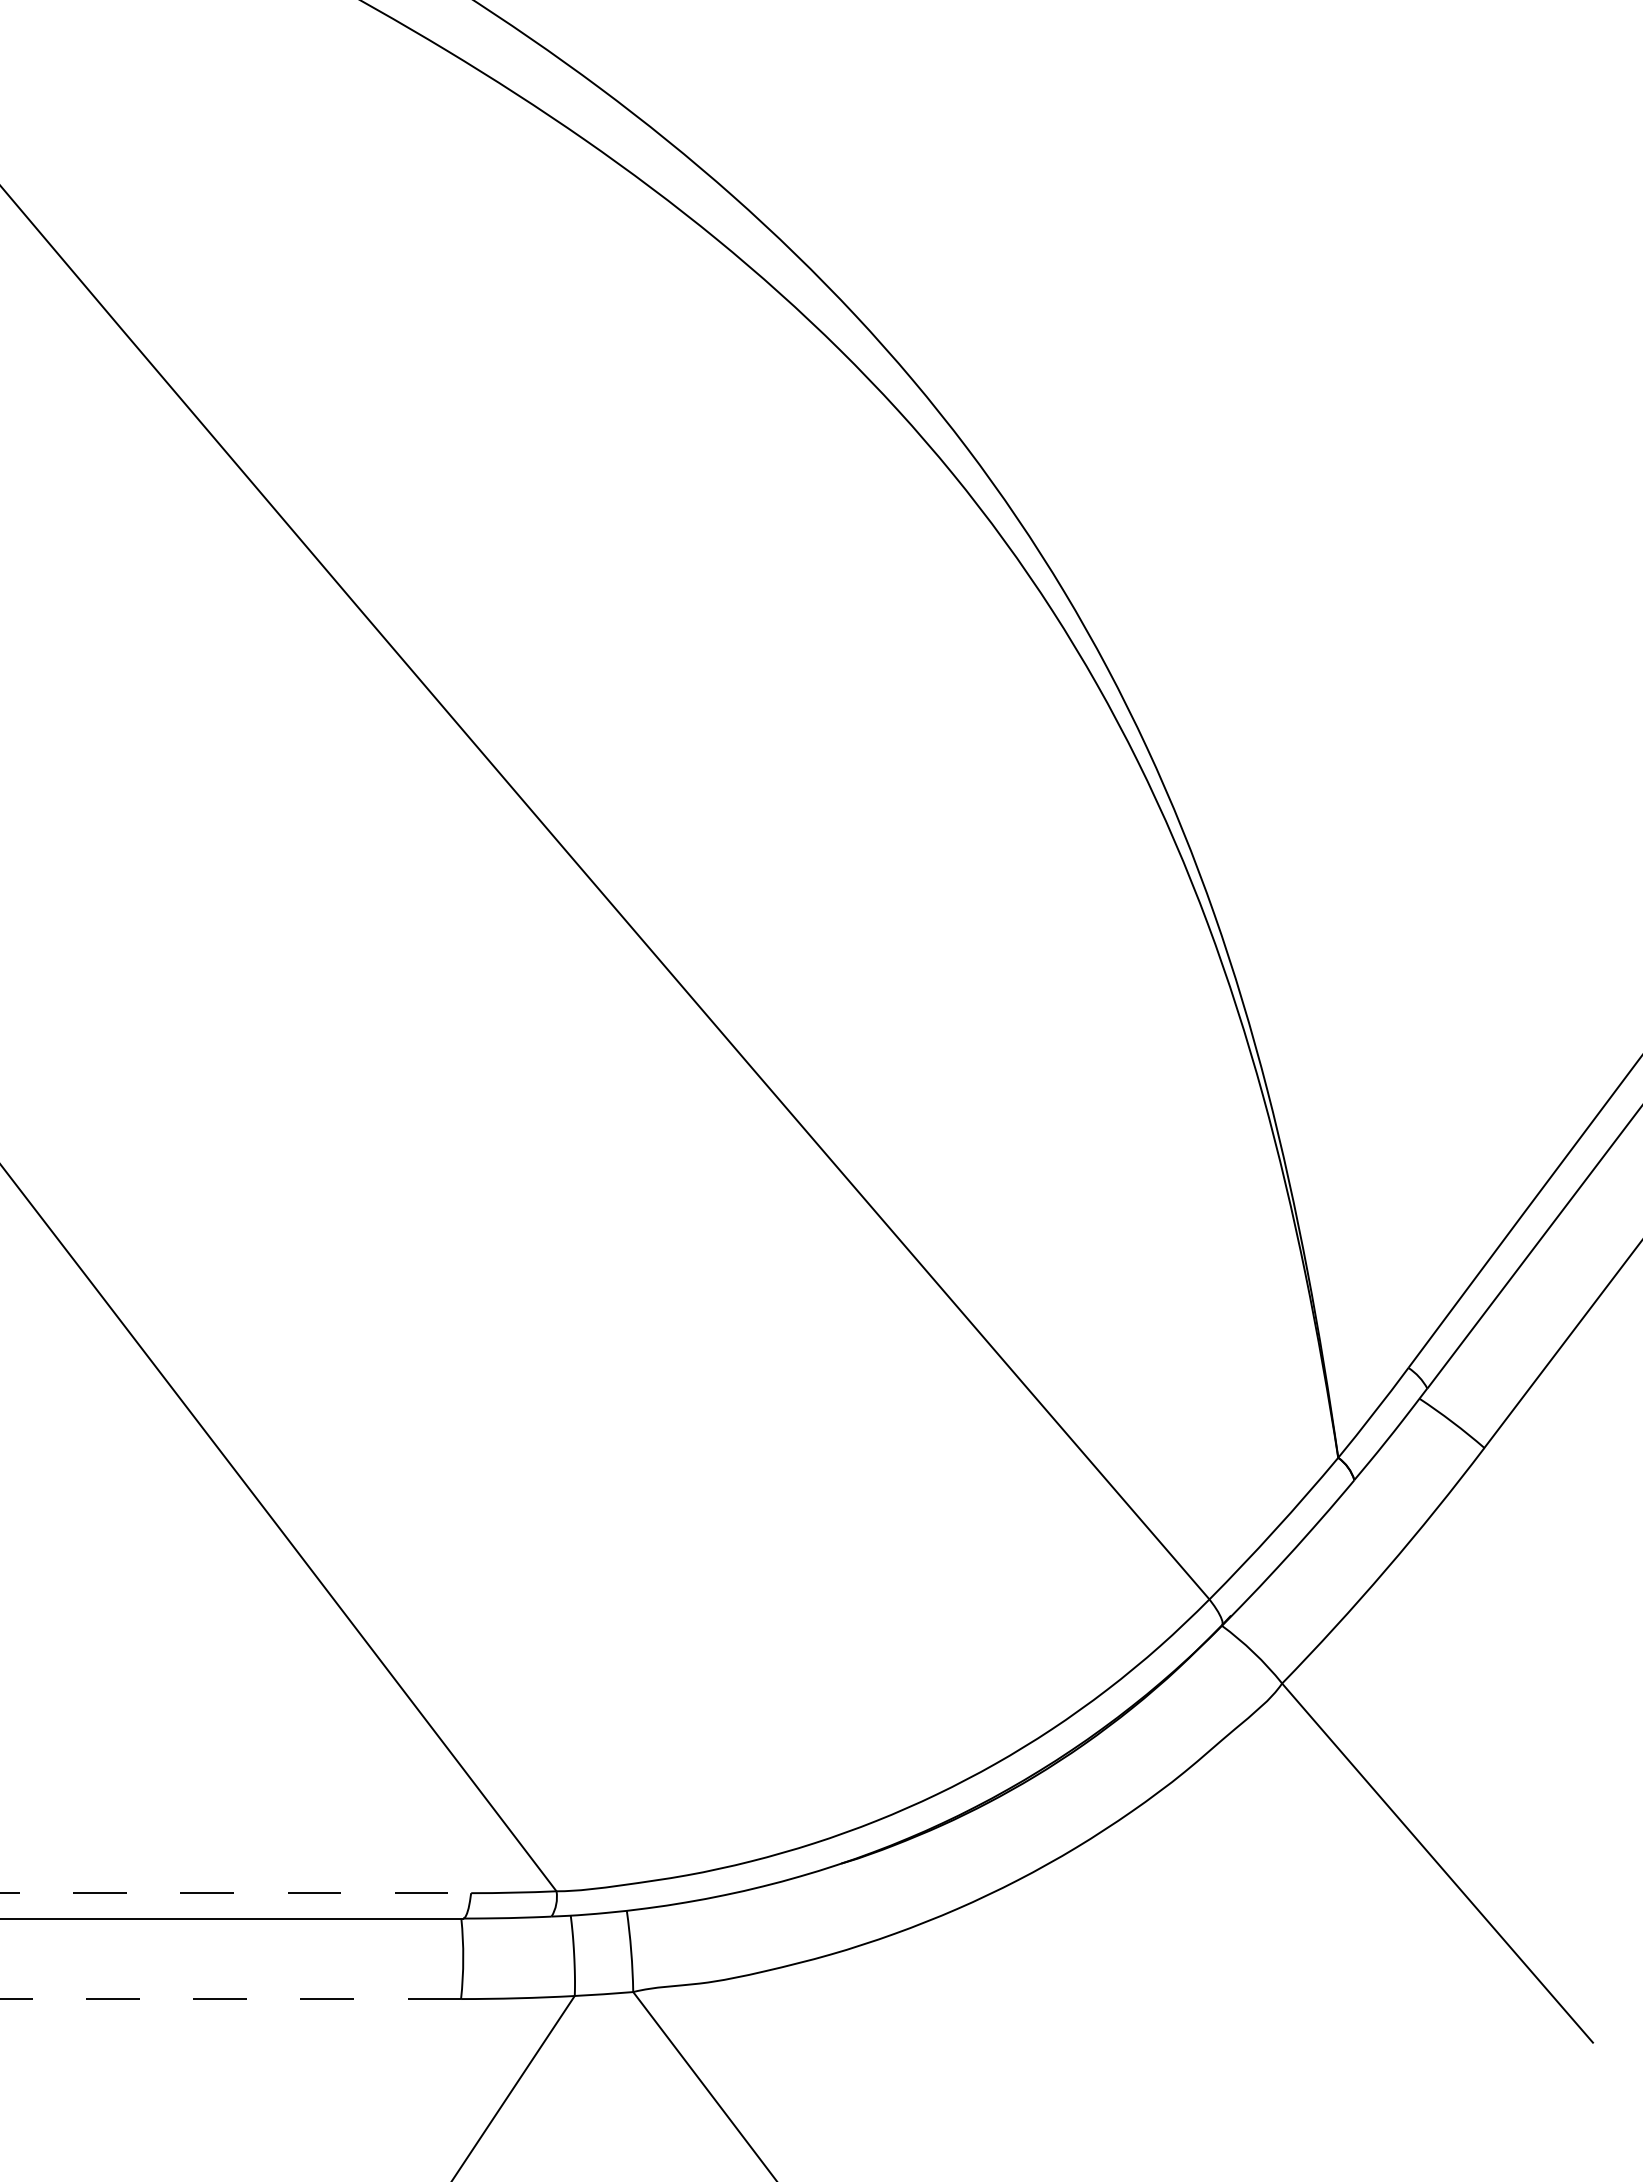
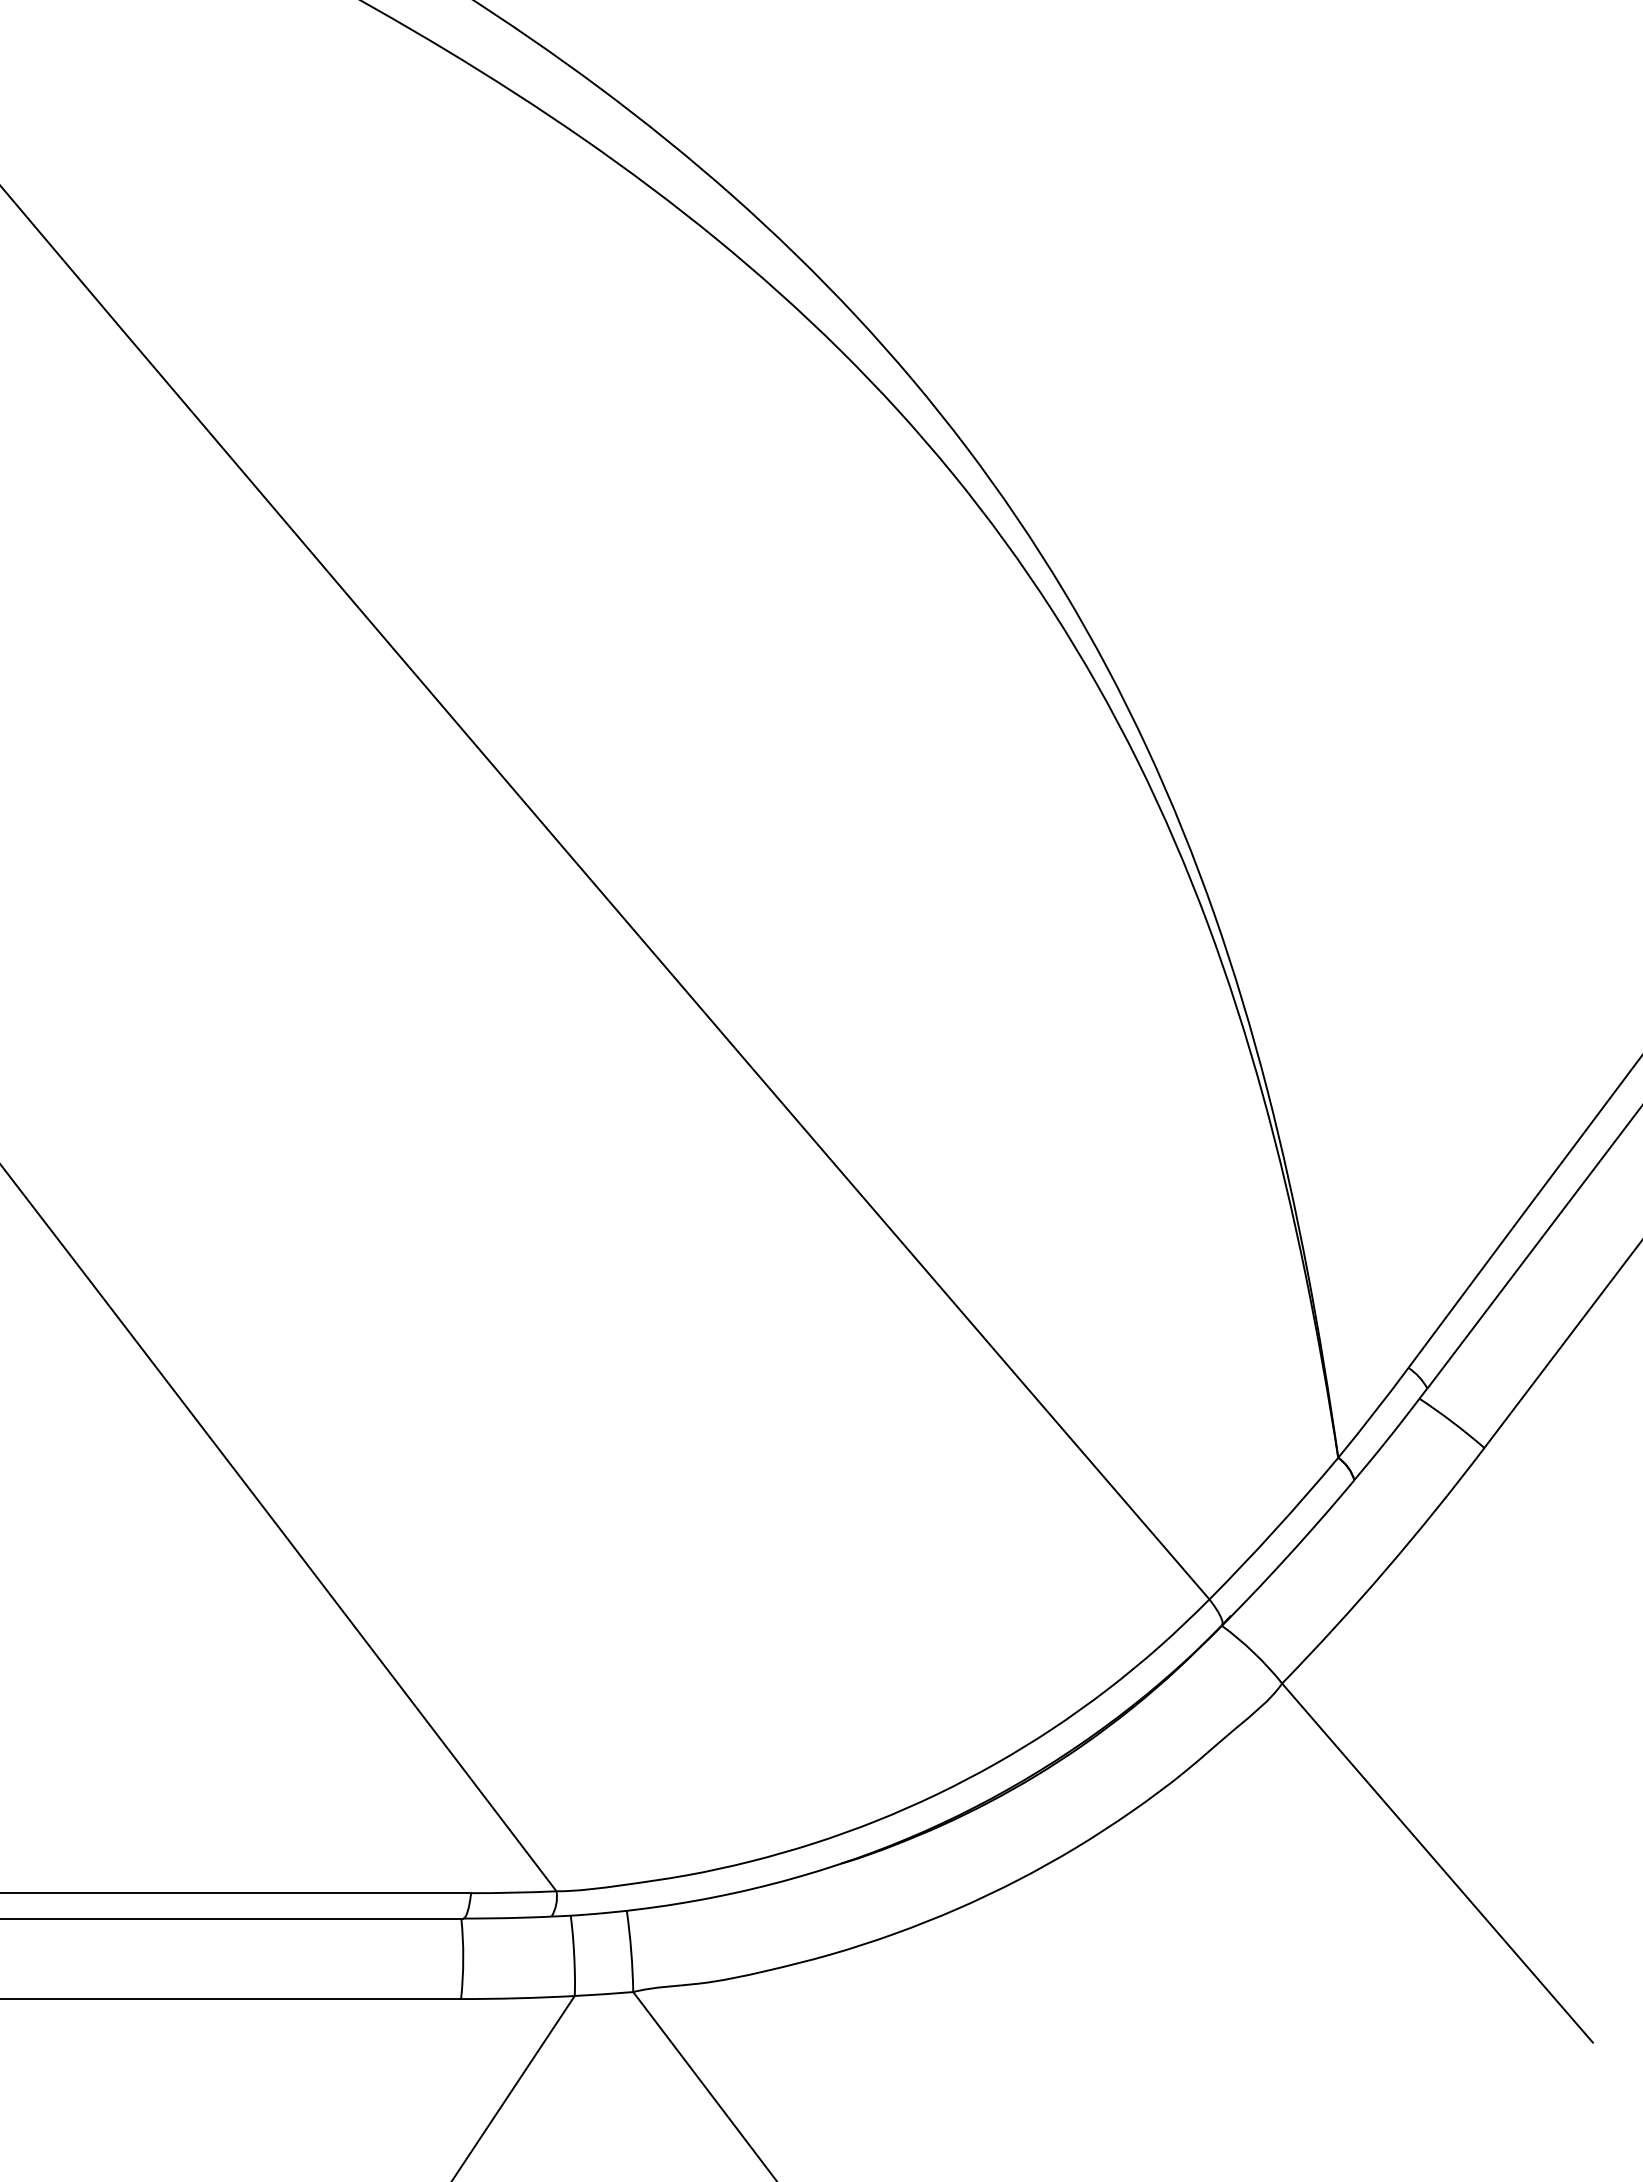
line: dashed -> solid (236, 1893)
line: dashed -> solid (230, 1999)
